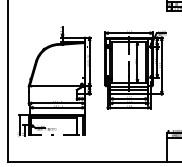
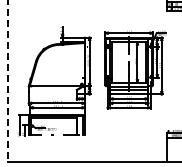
line: solid -> dashed (7, 81)
